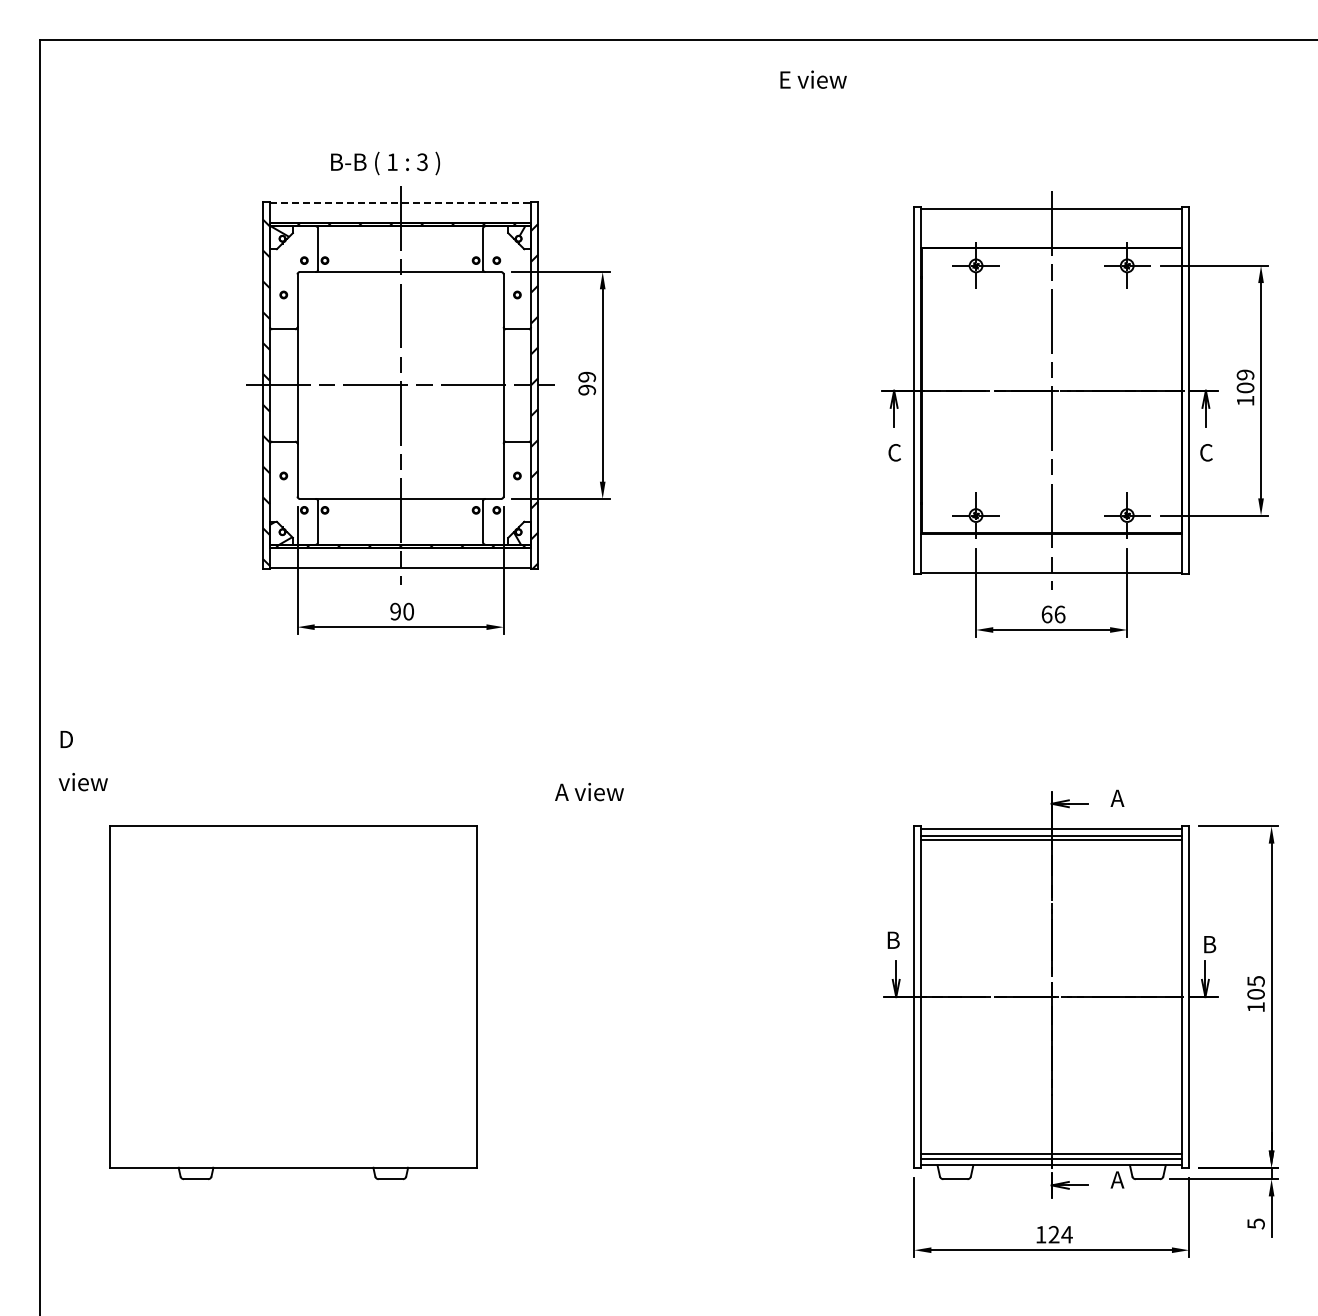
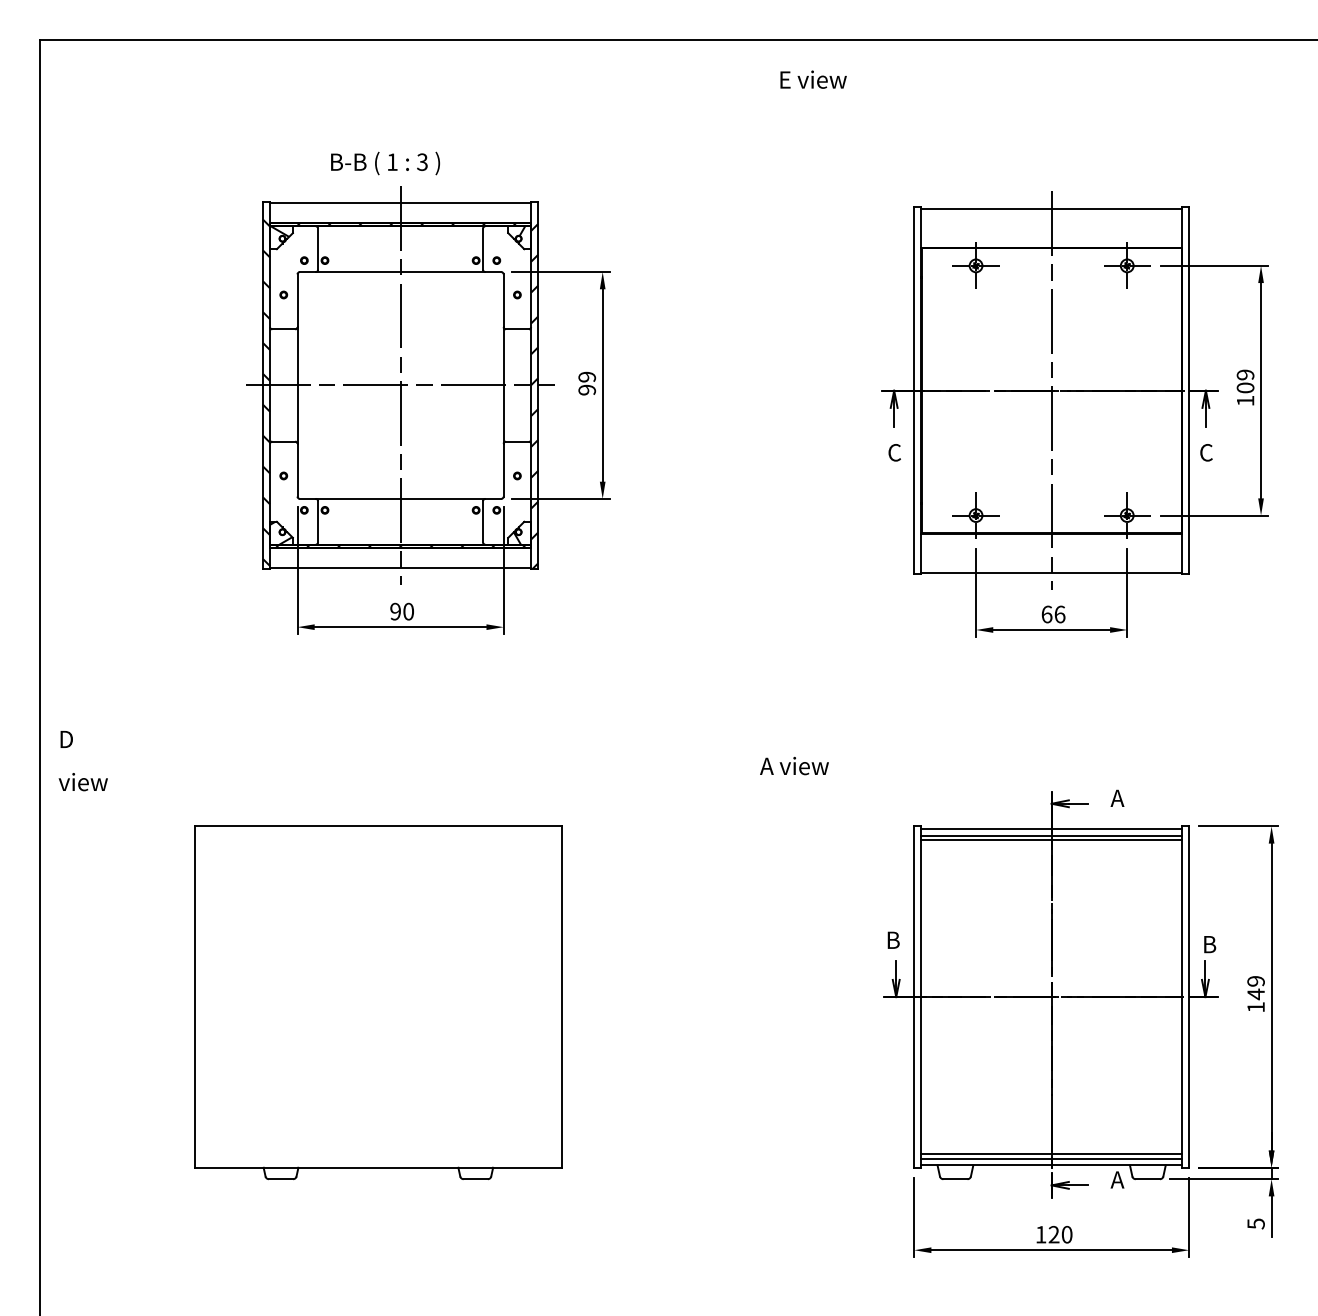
line: dashed -> solid (400, 203)
text position: (589, 791) -> (794, 765) (794, 765)
text: 105 -> 149 (1255, 988)
part position: (293, 1002) -> (378, 1002) (378, 1002)
text: 124 -> 120 (1066, 1234)
